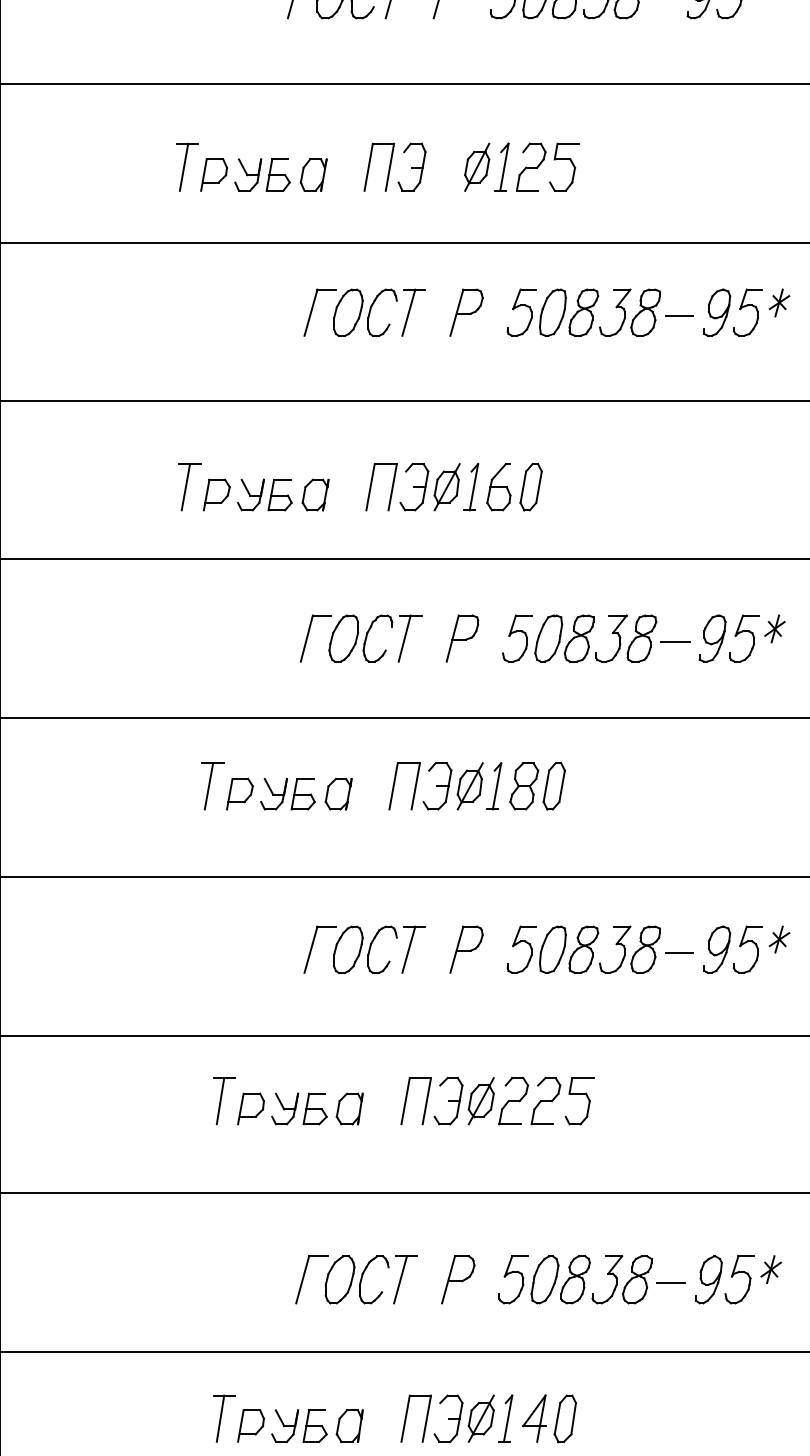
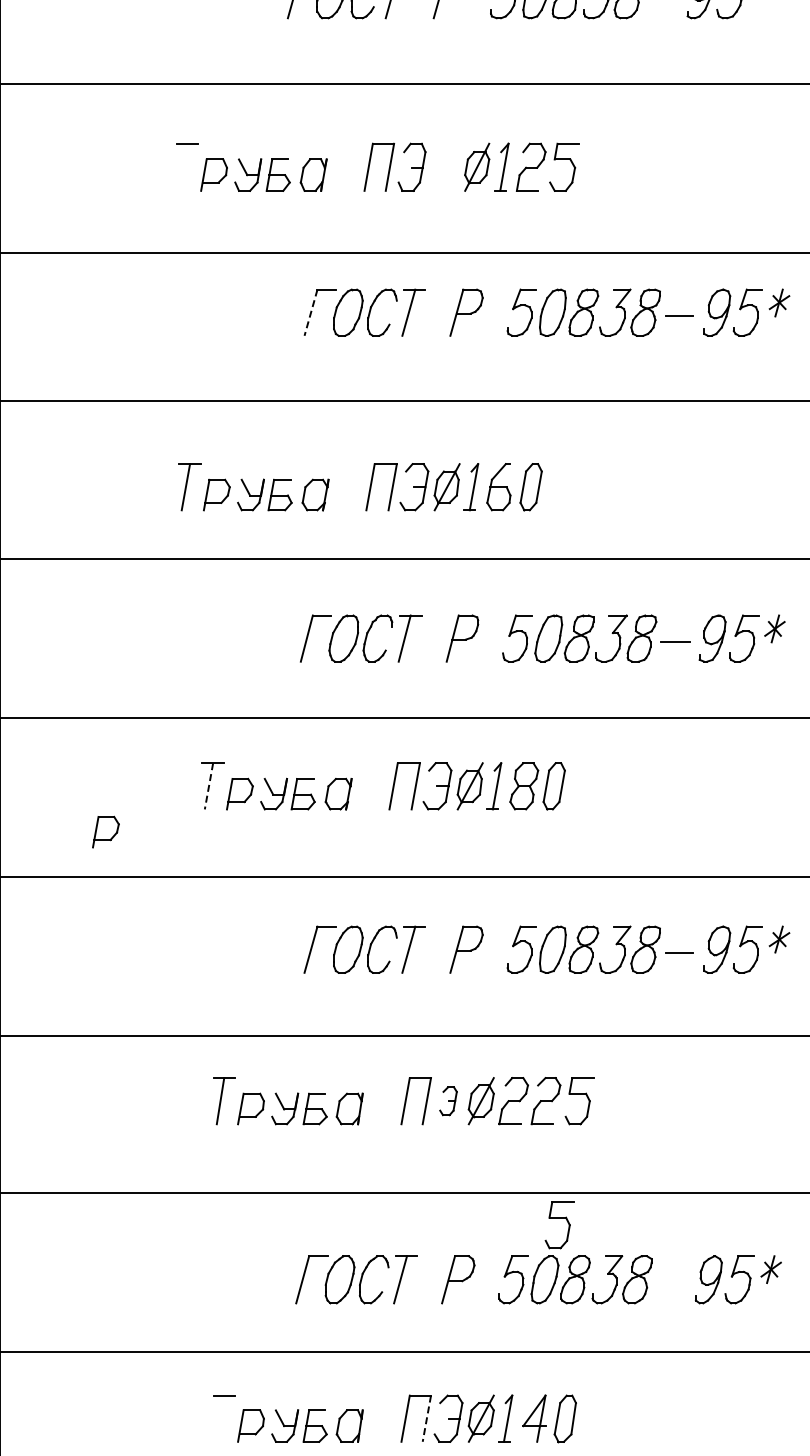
line: present -> none (183, 166)
line position: (404, 242) -> (404, 252) (404, 252)
line: solid -> dashed (311, 312)
line: solid -> dashed (208, 786)
part: none -> present (105, 831)
part size: 31x49 px -> 19x31 px (448, 1101)
part: none -> present (559, 1218)
line: present -> none (670, 1283)
line: present -> none (220, 1418)
line: solid -> dashed (426, 1419)
